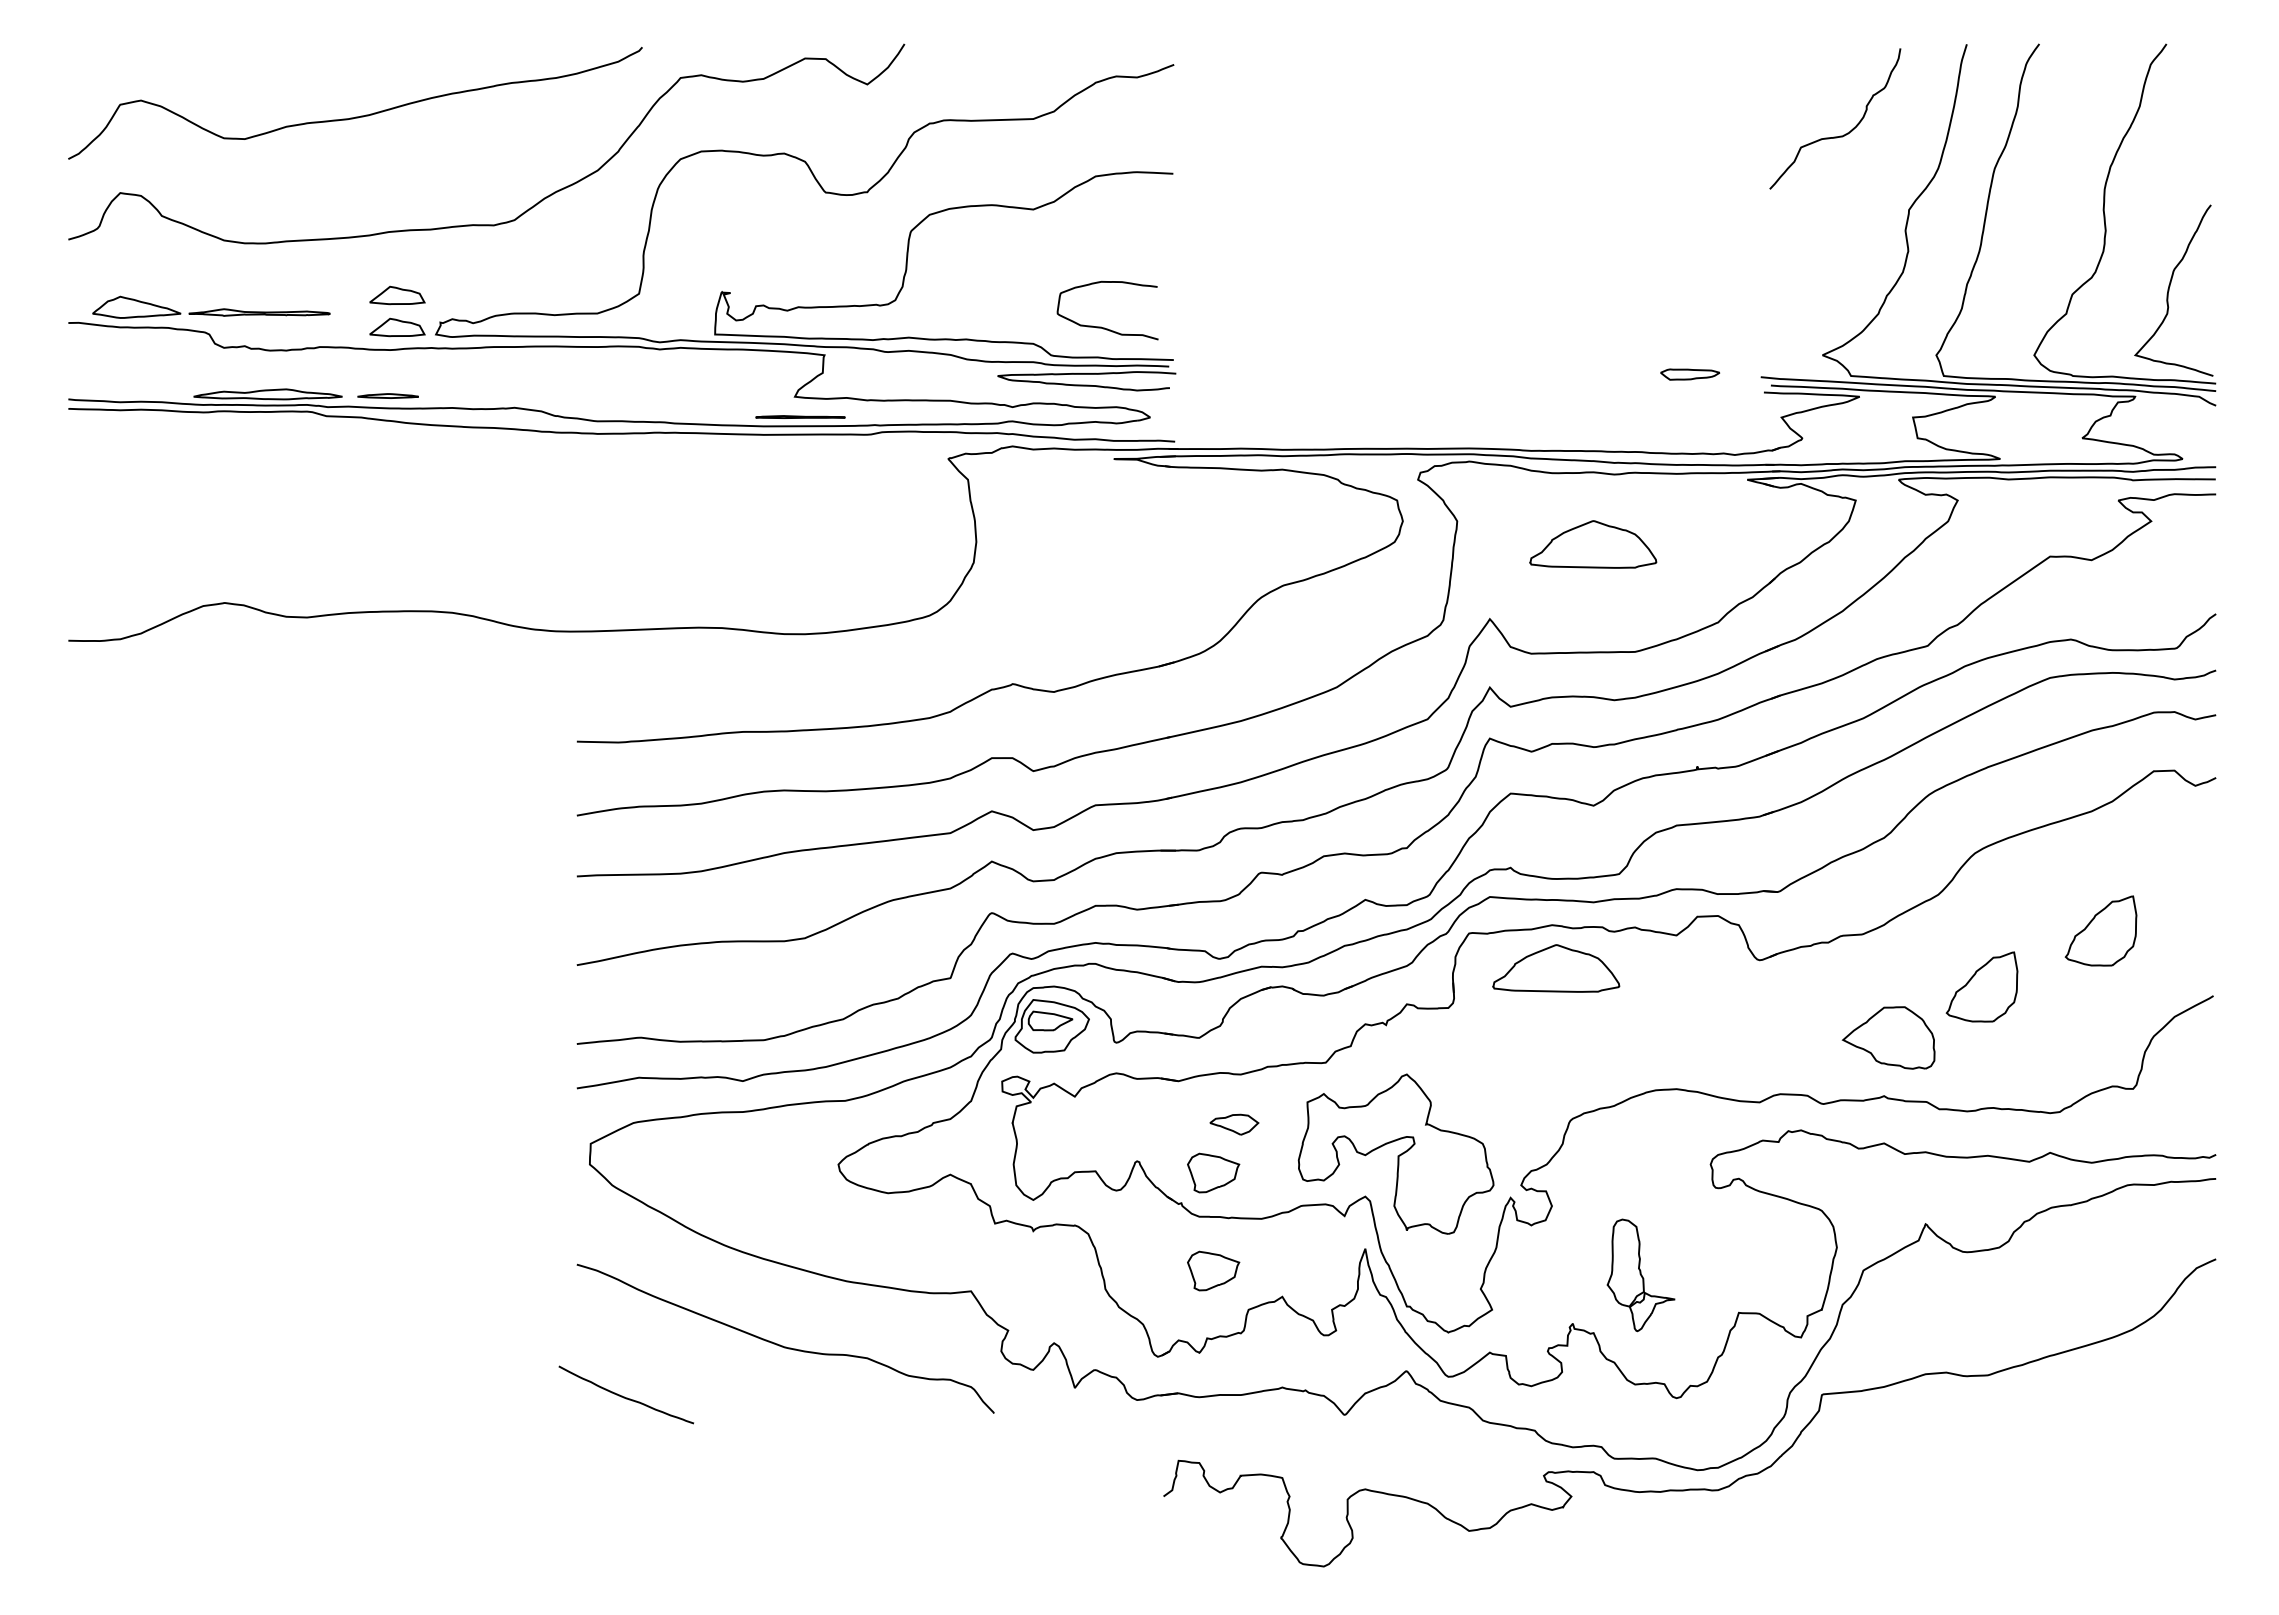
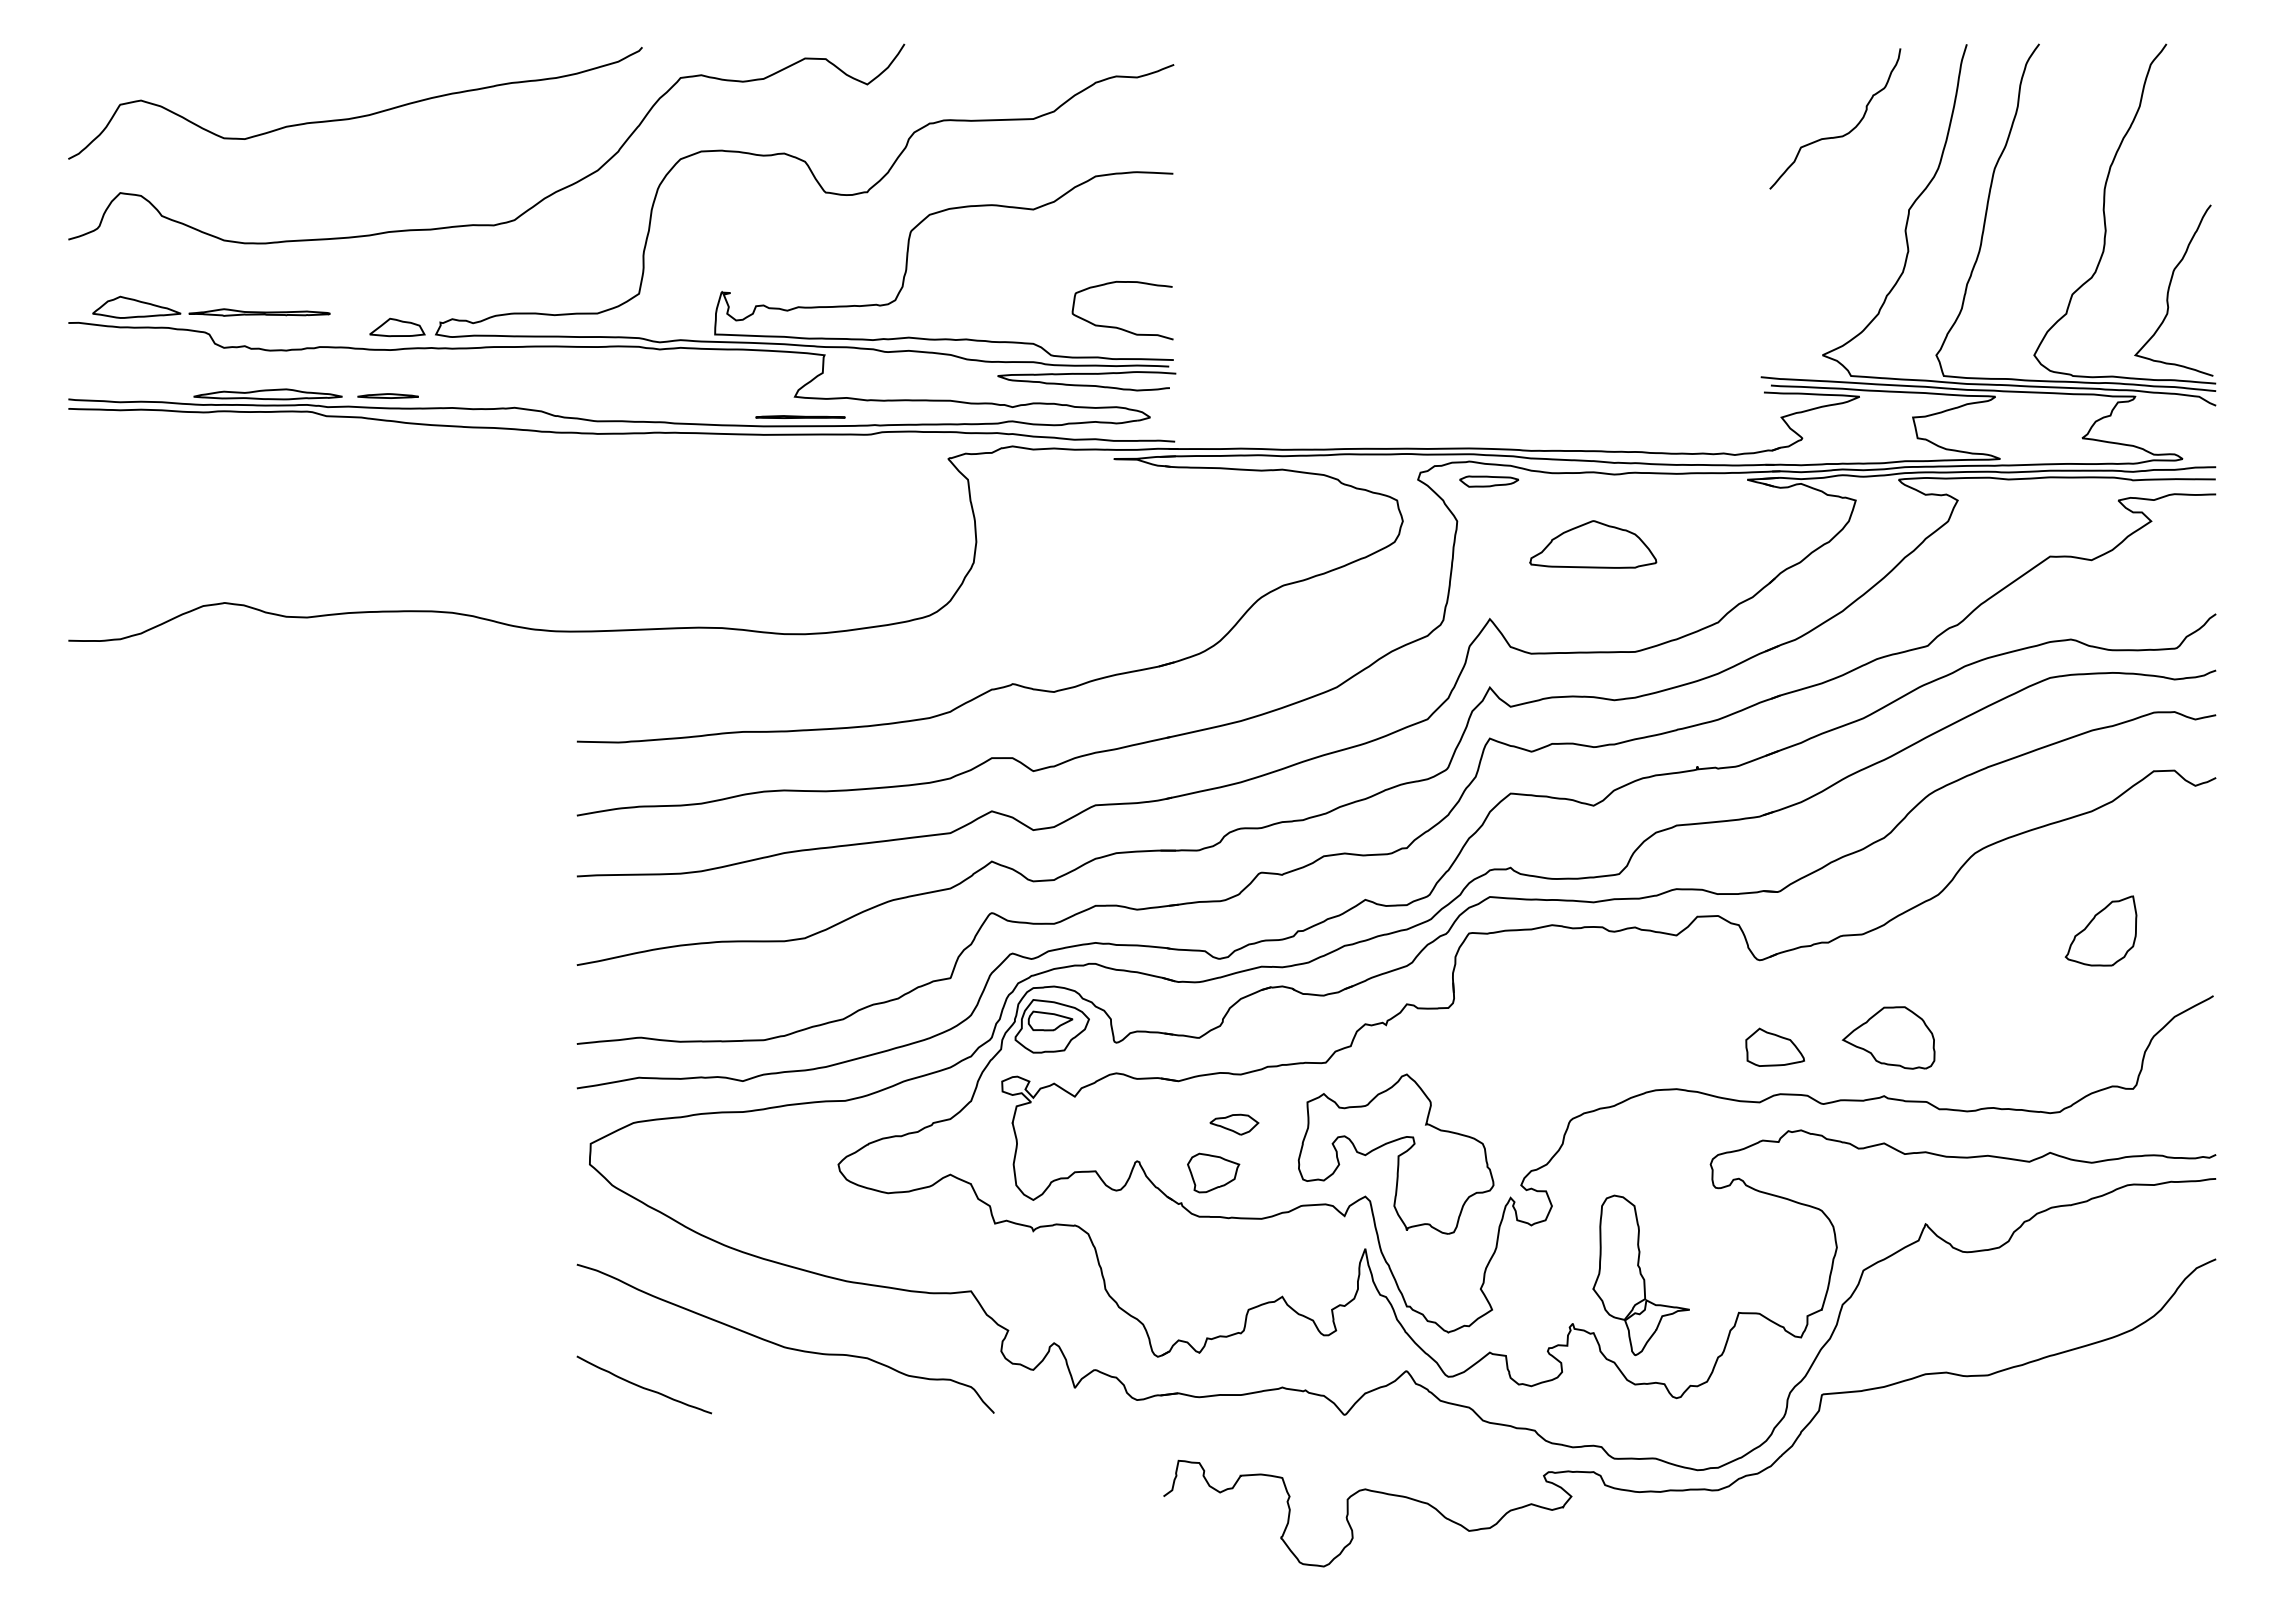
part: present -> none (397, 295)
curve position: (1101, 326) -> (1116, 326) (1116, 326)
part position: (1690, 374) -> (1489, 481) (1489, 481)
part: present -> none (1556, 968)
part: present -> none (1981, 986)
part: none -> present (1774, 1046)
part: present -> none (1213, 1270)
part size: 70x115 px -> 98x163 px (1640, 1275)
curve position: (624, 1396) -> (642, 1386) (642, 1386)
